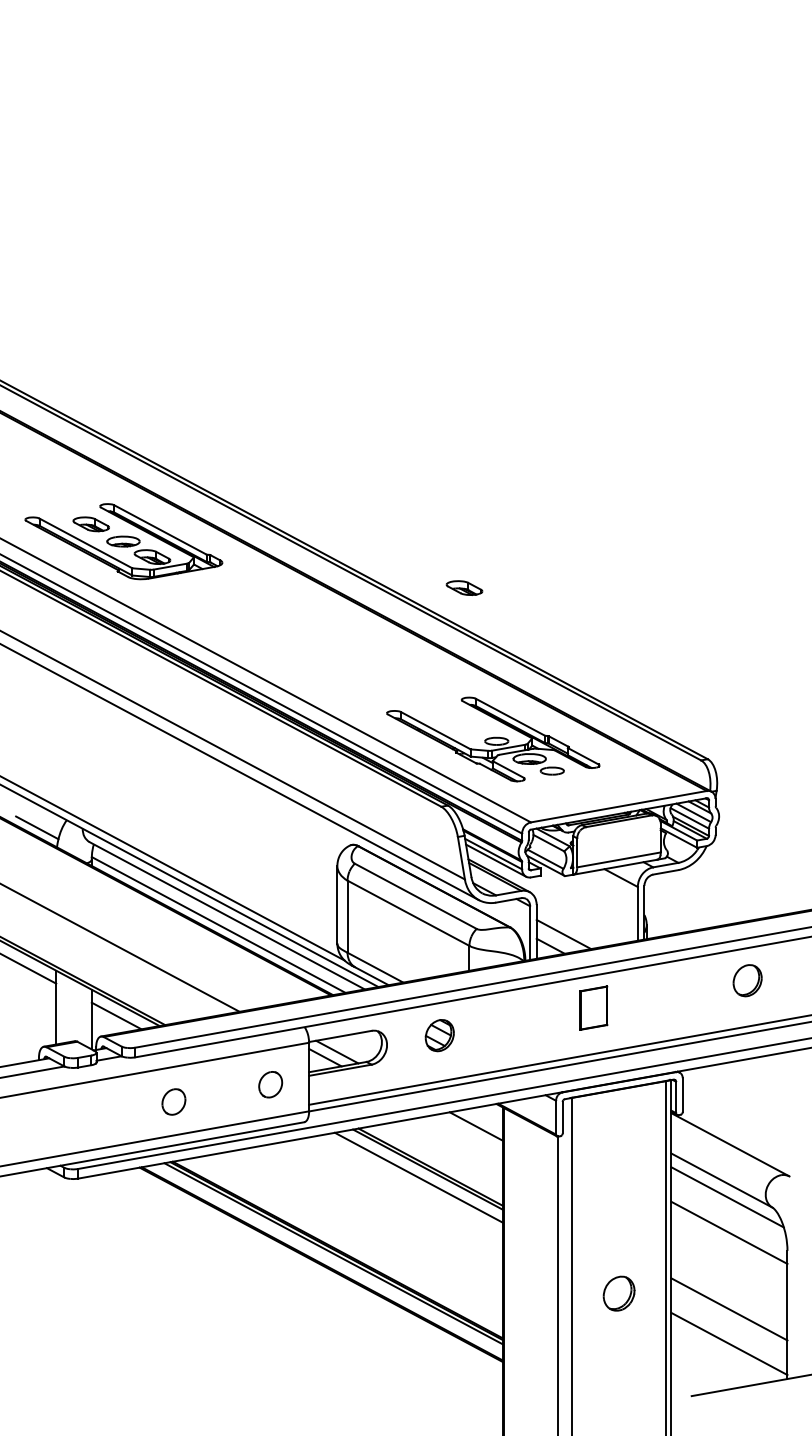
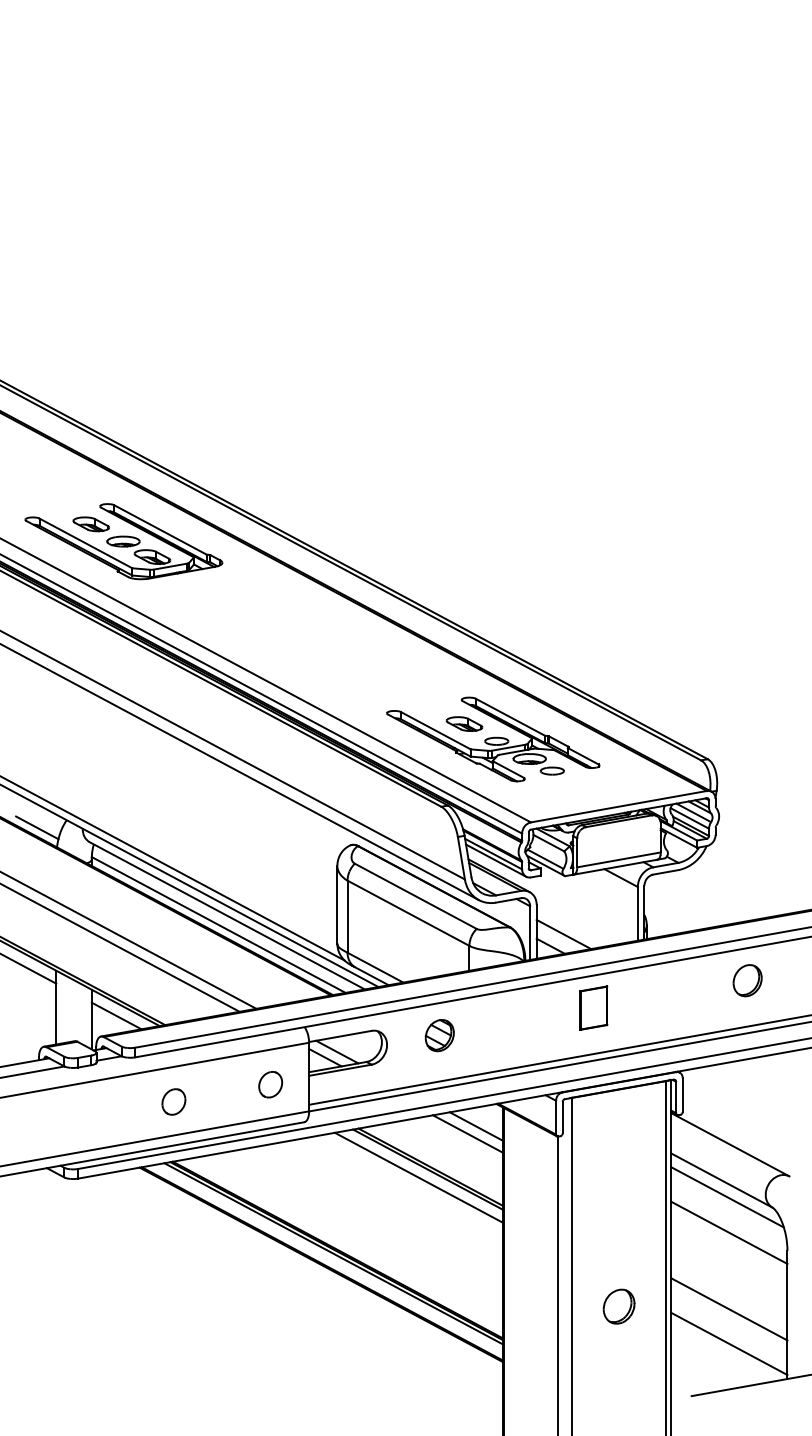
part position: (464, 587) -> (464, 723) (464, 723)
line: none -> present (129, 940)
line: none -> present (467, 1133)
part position: (618, 1293) -> (618, 1306) (618, 1306)
